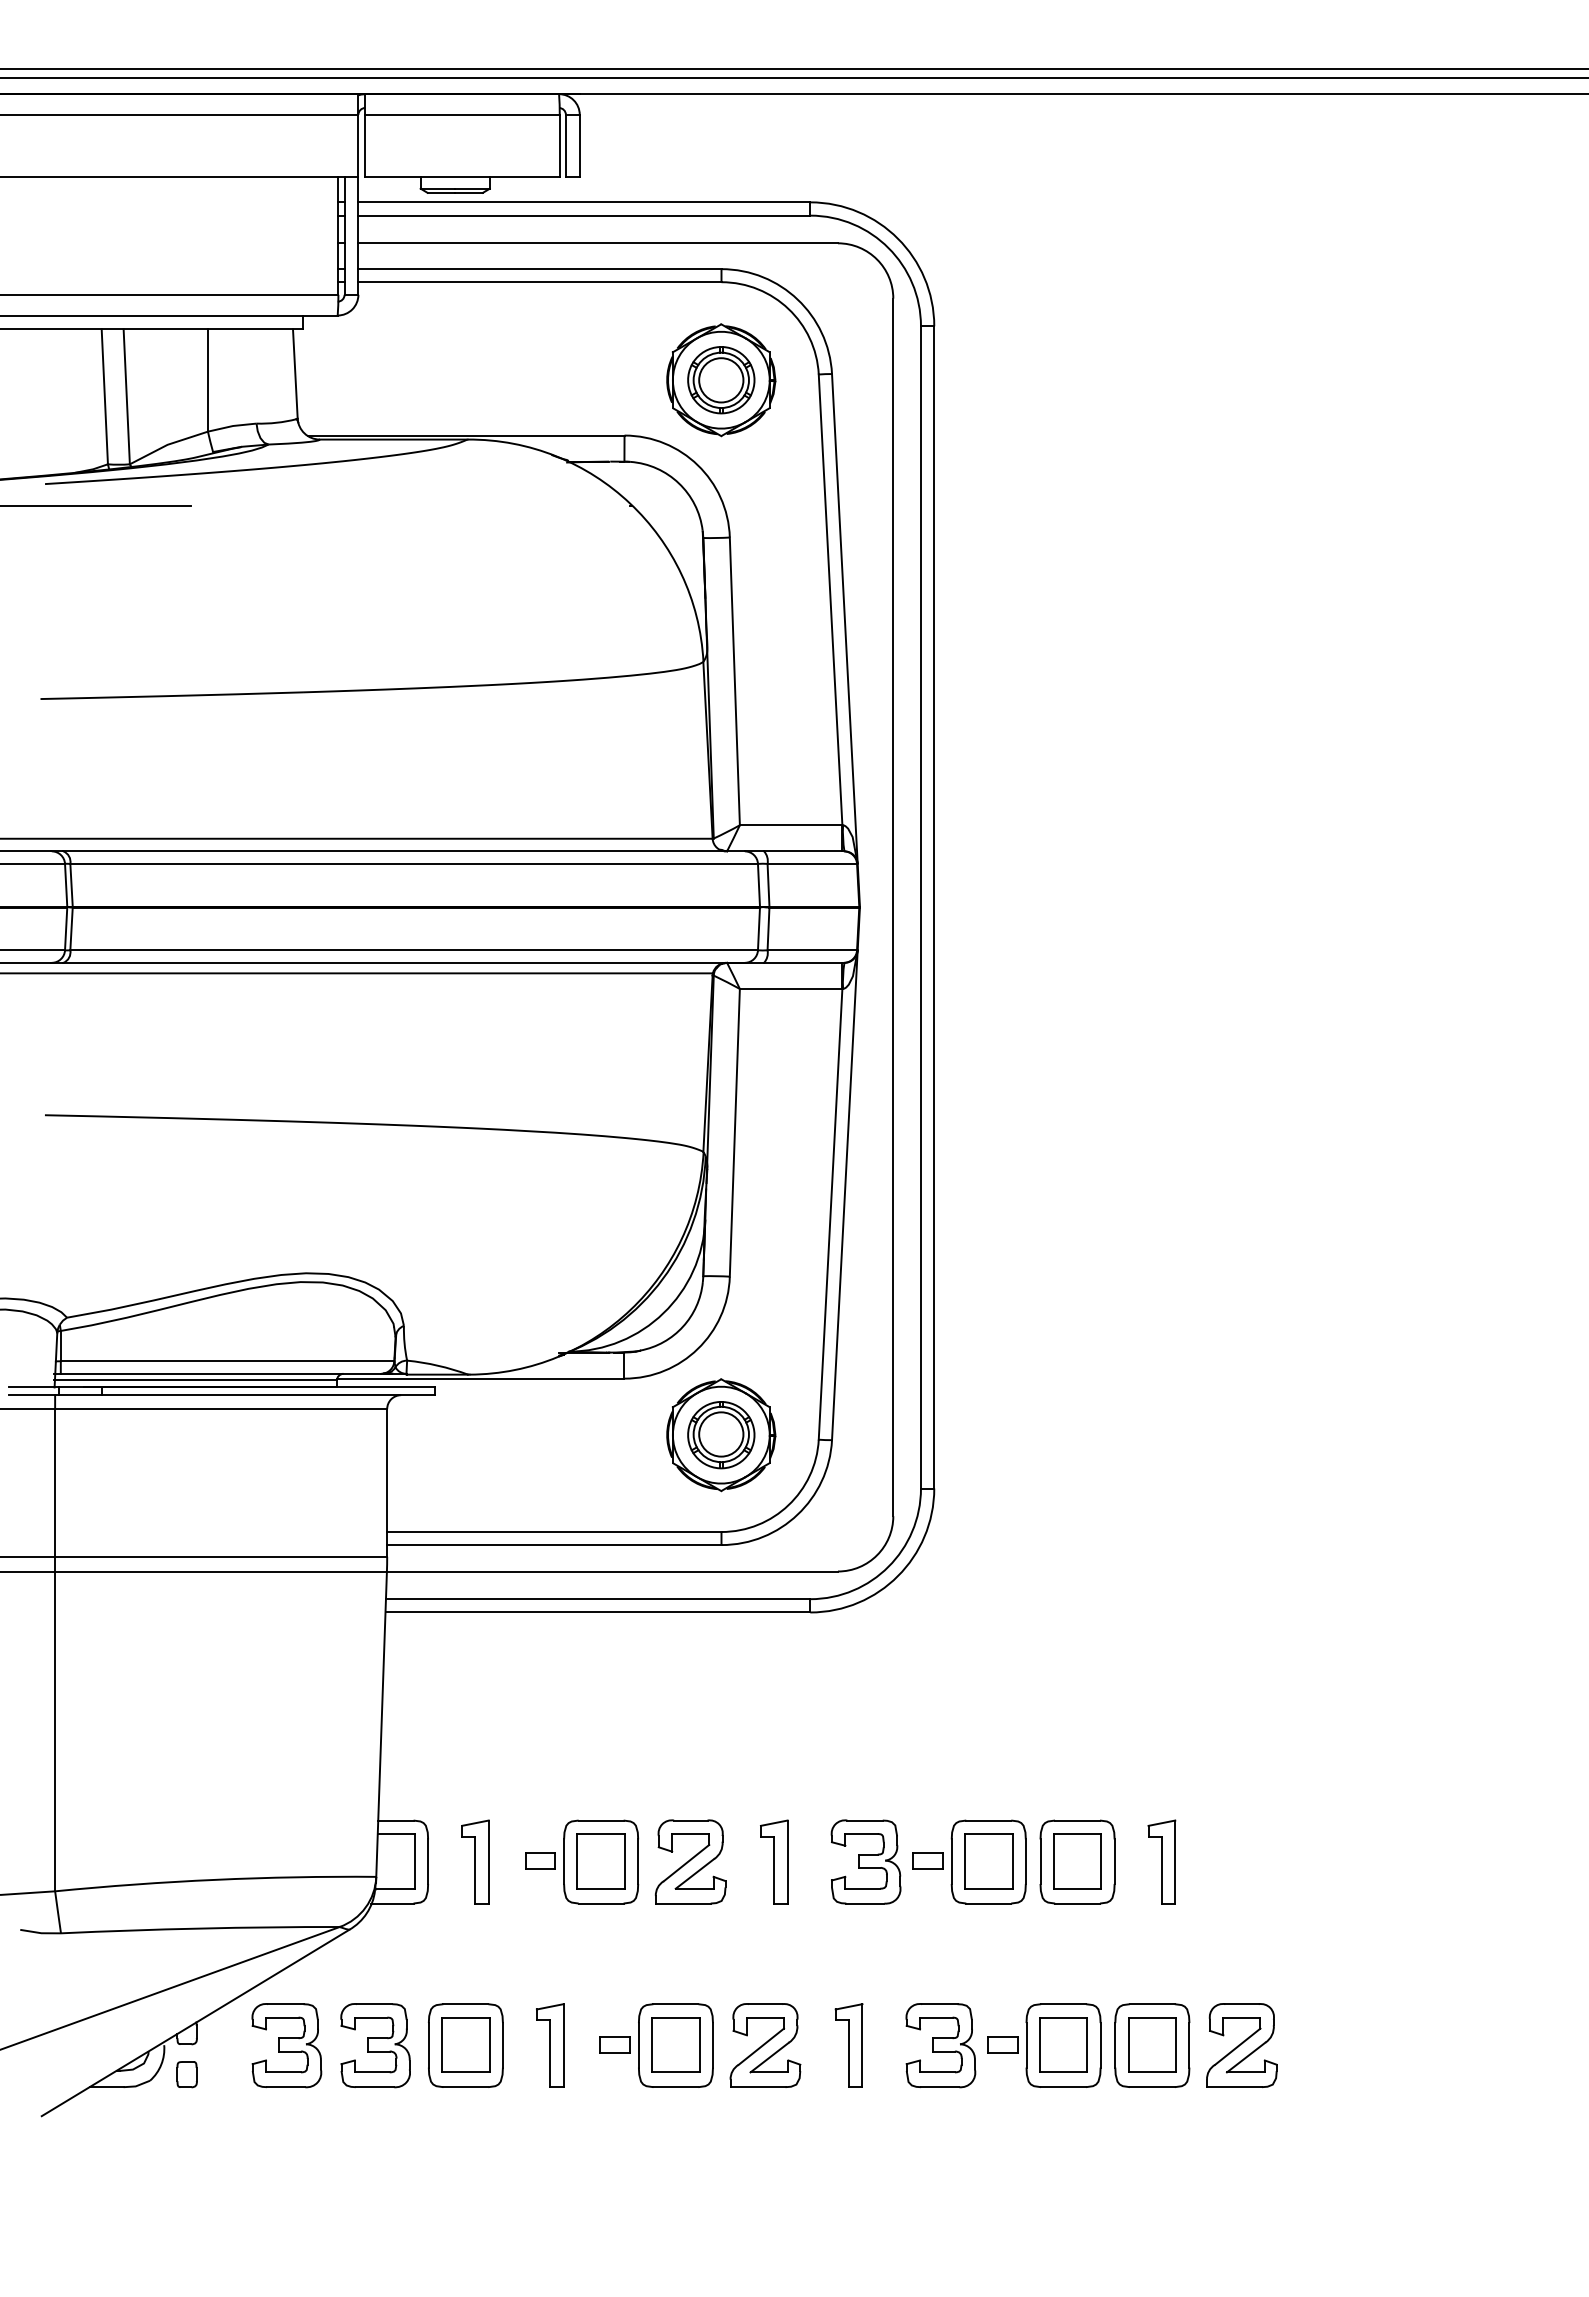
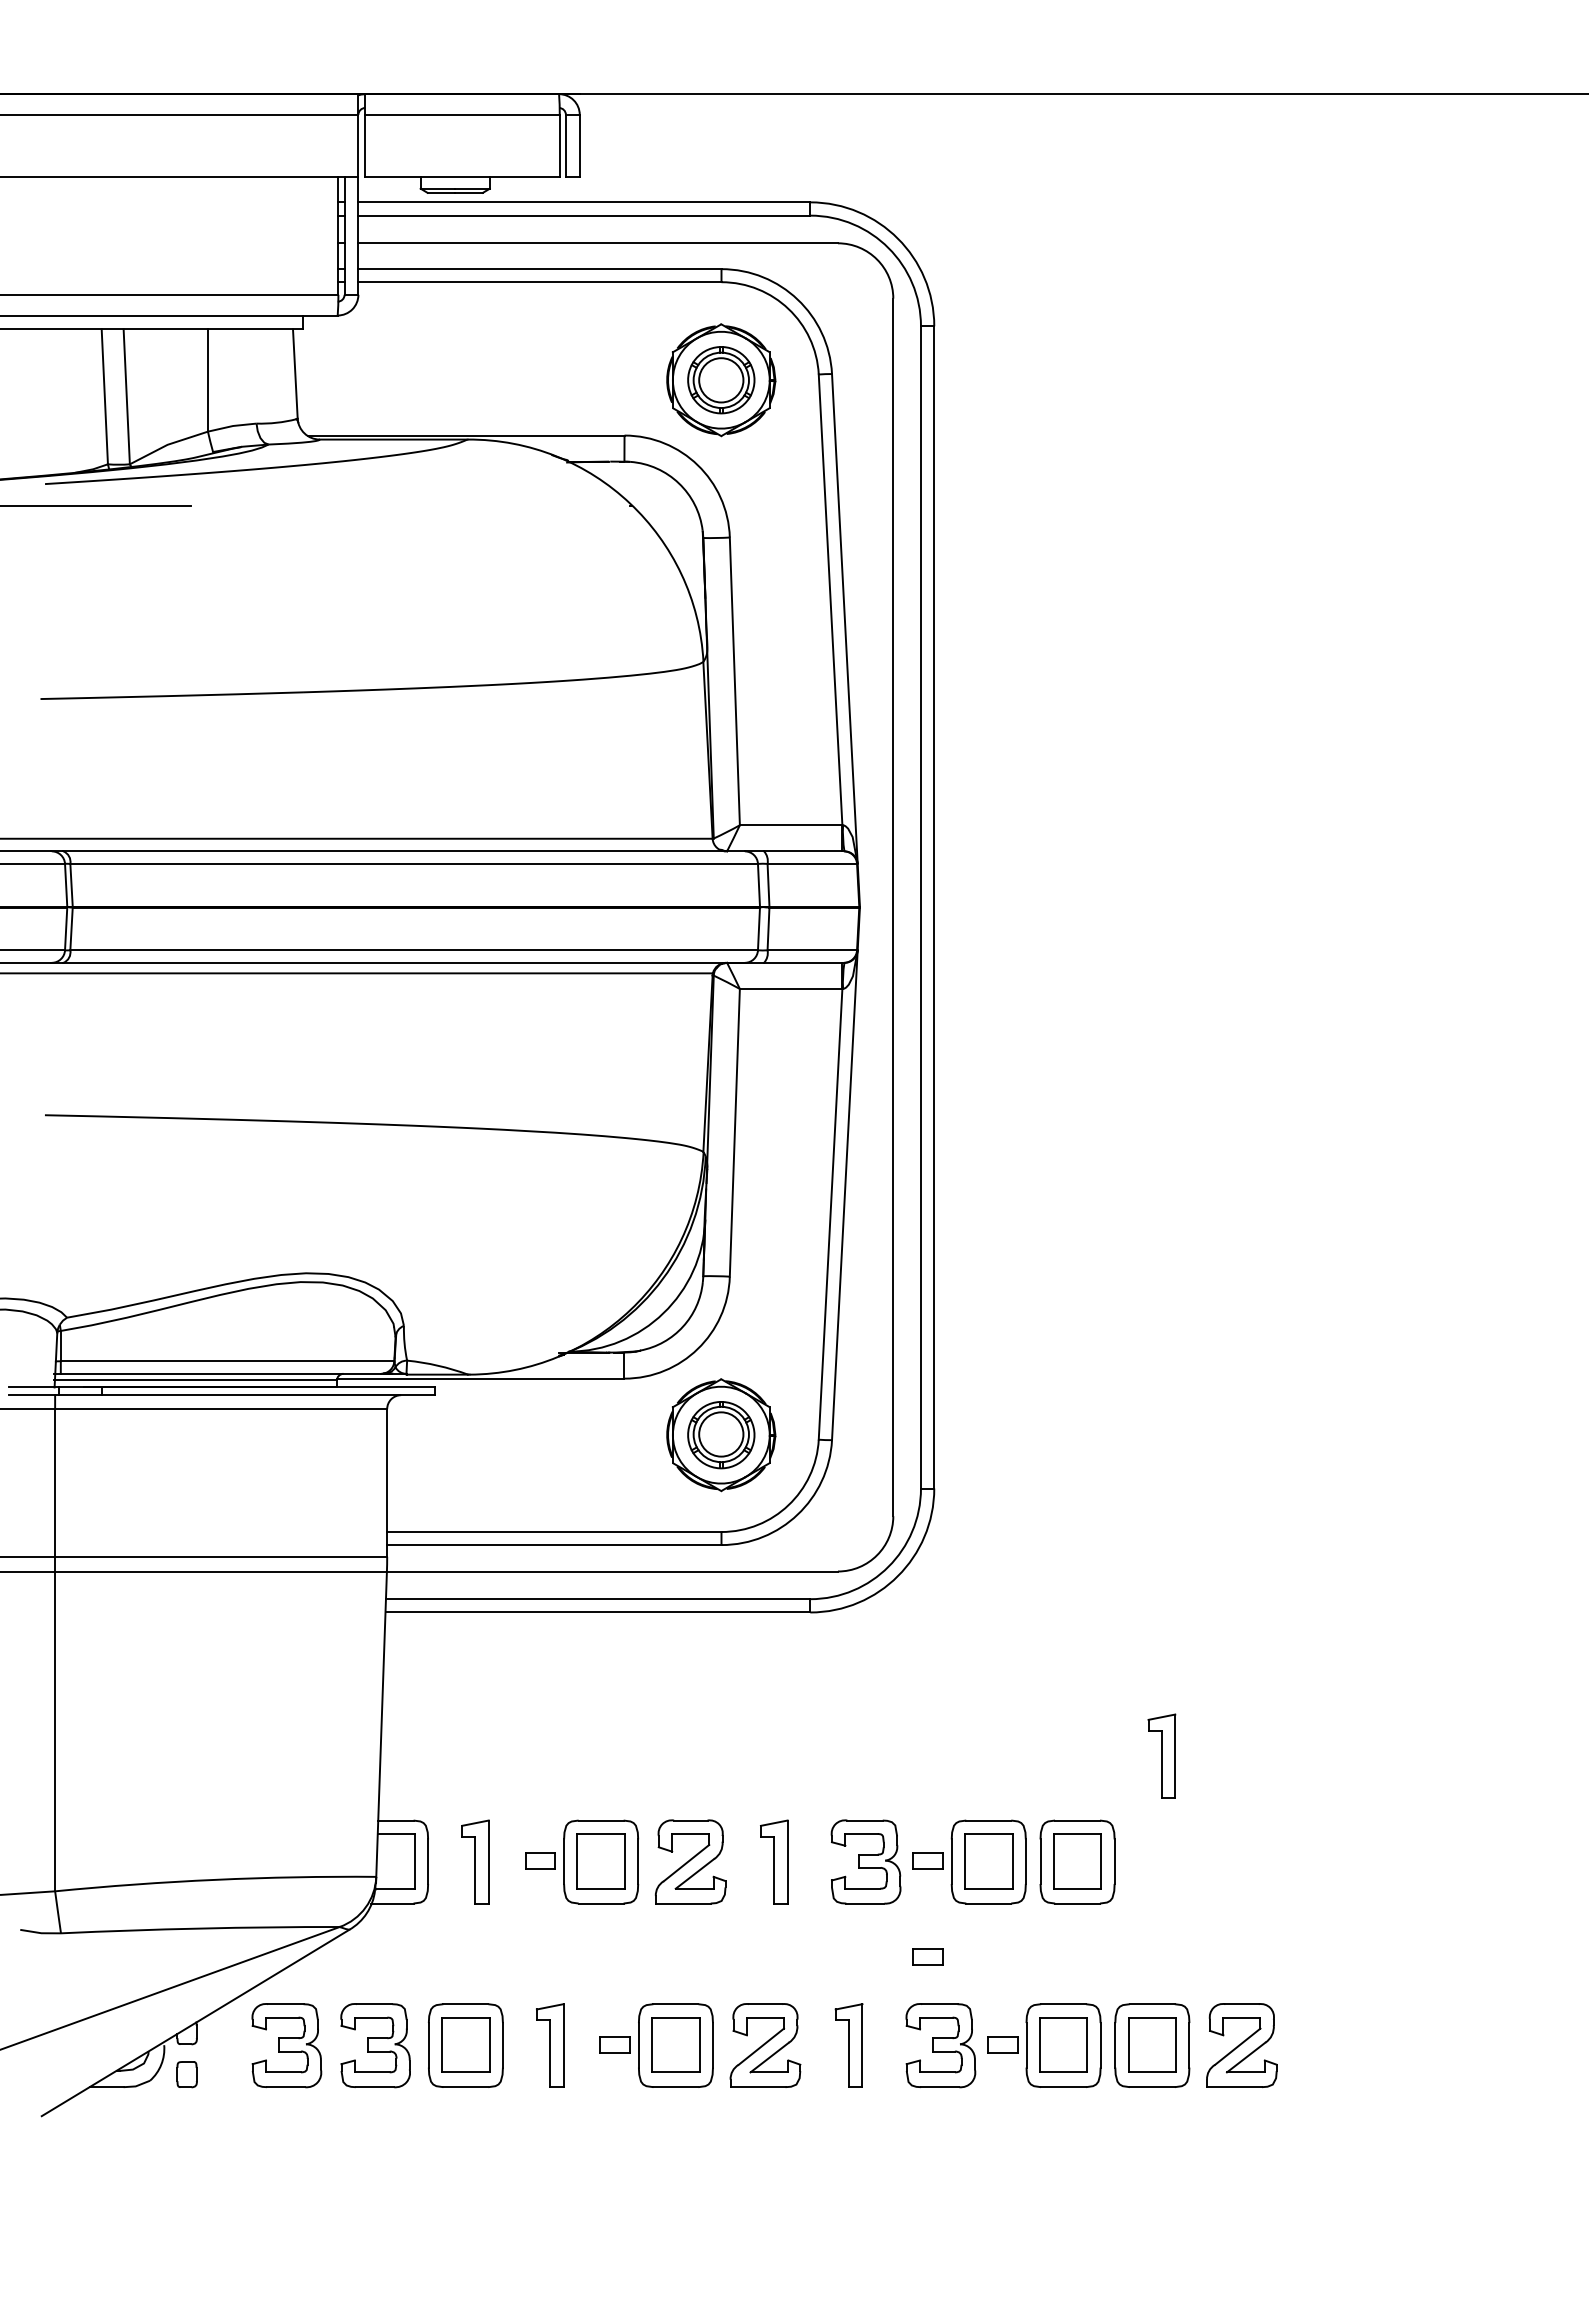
line: present -> none (793, 68)
line: present -> none (793, 78)
part position: (1161, 1861) -> (1161, 1755) (1161, 1755)
part: none -> present (927, 1956)
